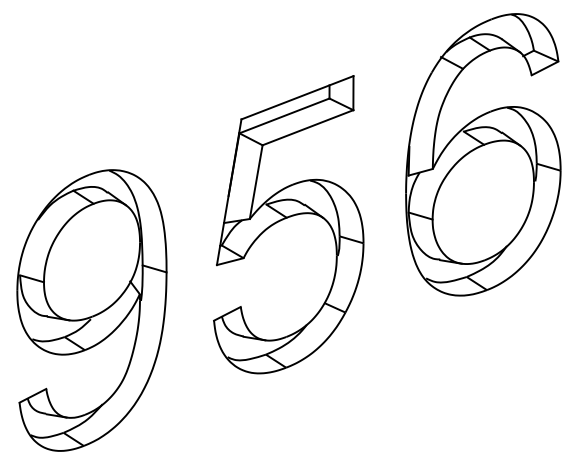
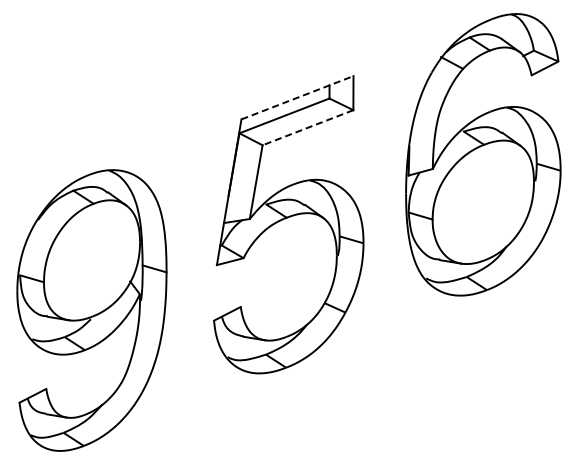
line: solid -> dashed (297, 97)
line: solid -> dashed (307, 127)
